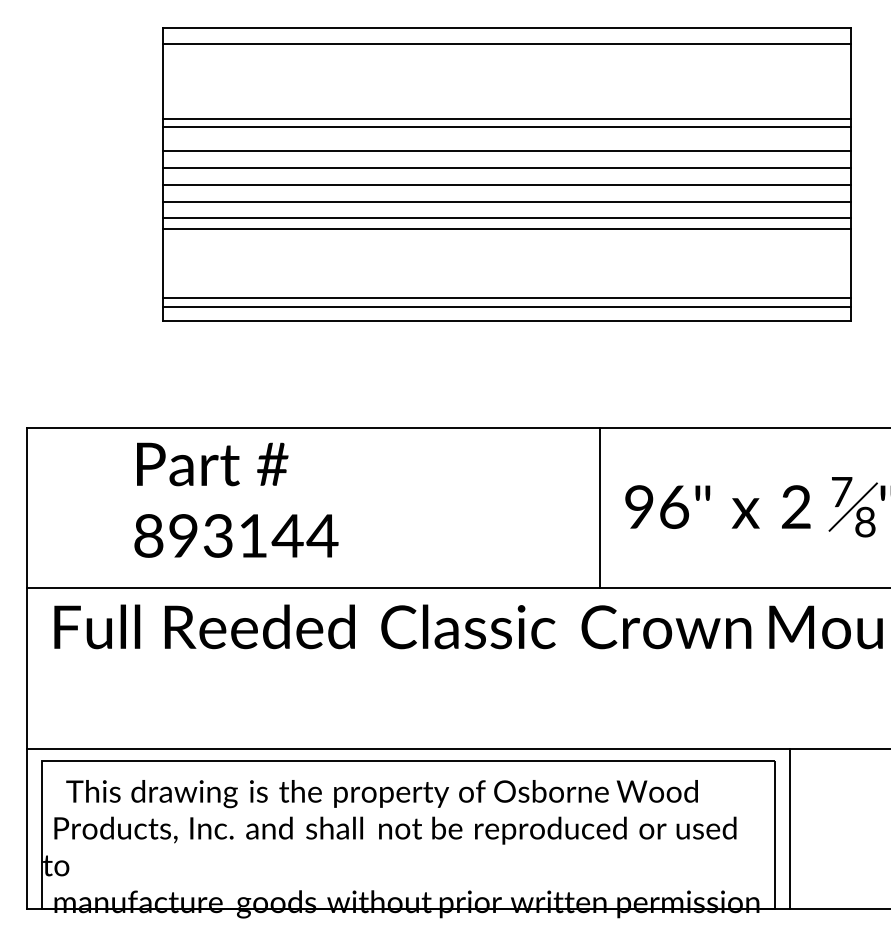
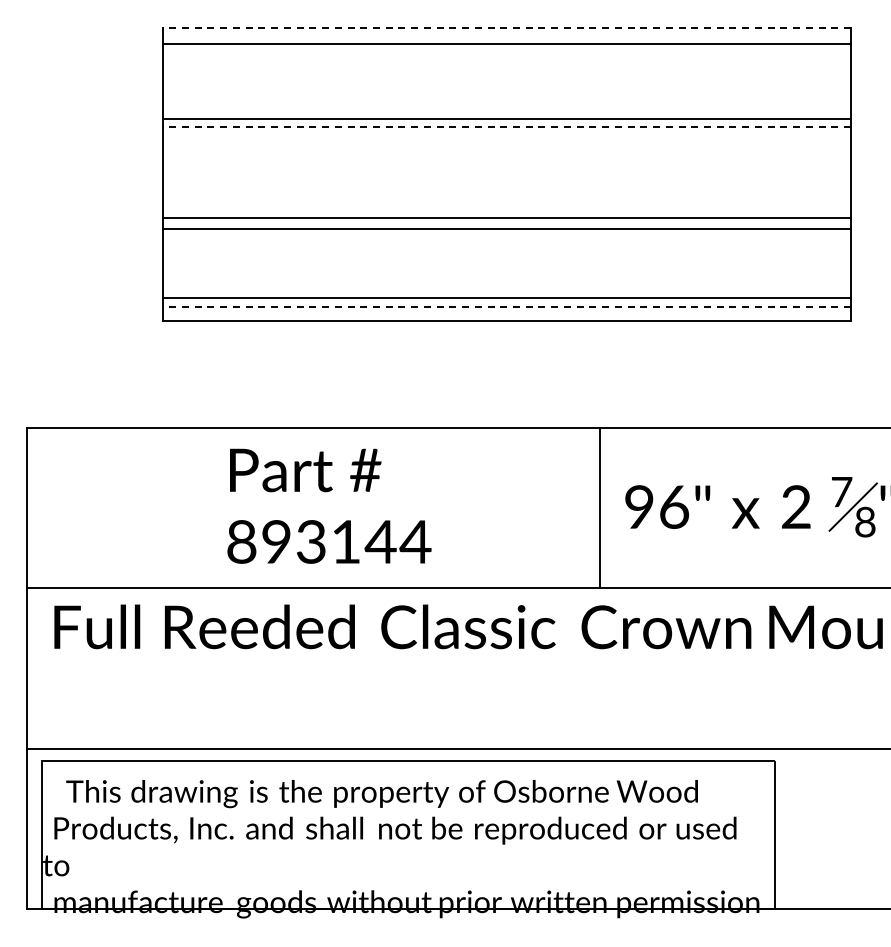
line: solid -> dashed (507, 28)
line: solid -> dashed (507, 126)
line: present -> none (507, 151)
line: present -> none (507, 168)
line: present -> none (507, 185)
line: present -> none (507, 202)
line: solid -> dashed (507, 307)
text position: (236, 499) -> (329, 505) (329, 505)
line: present -> none (790, 828)
